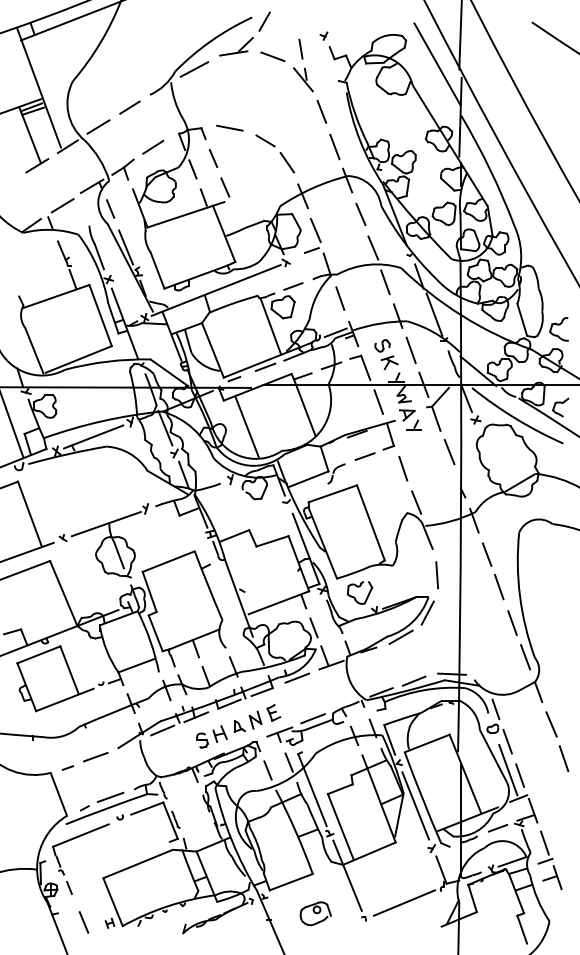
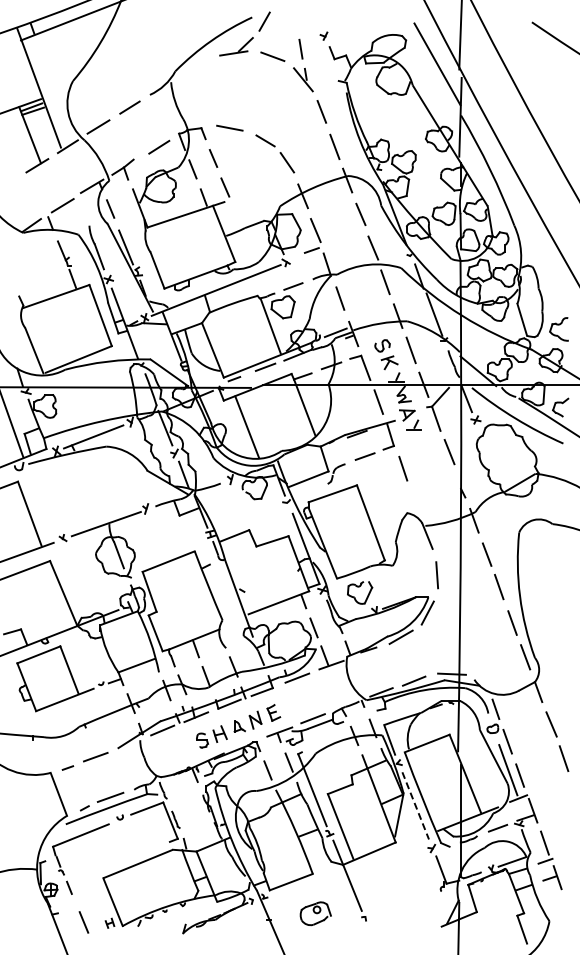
line: present -> none (194, 69)
line position: (153, 146) -> (159, 146) (159, 146)
line: present -> none (416, 502)
line: solid -> dashed (415, 806)
line: present -> none (404, 902)
